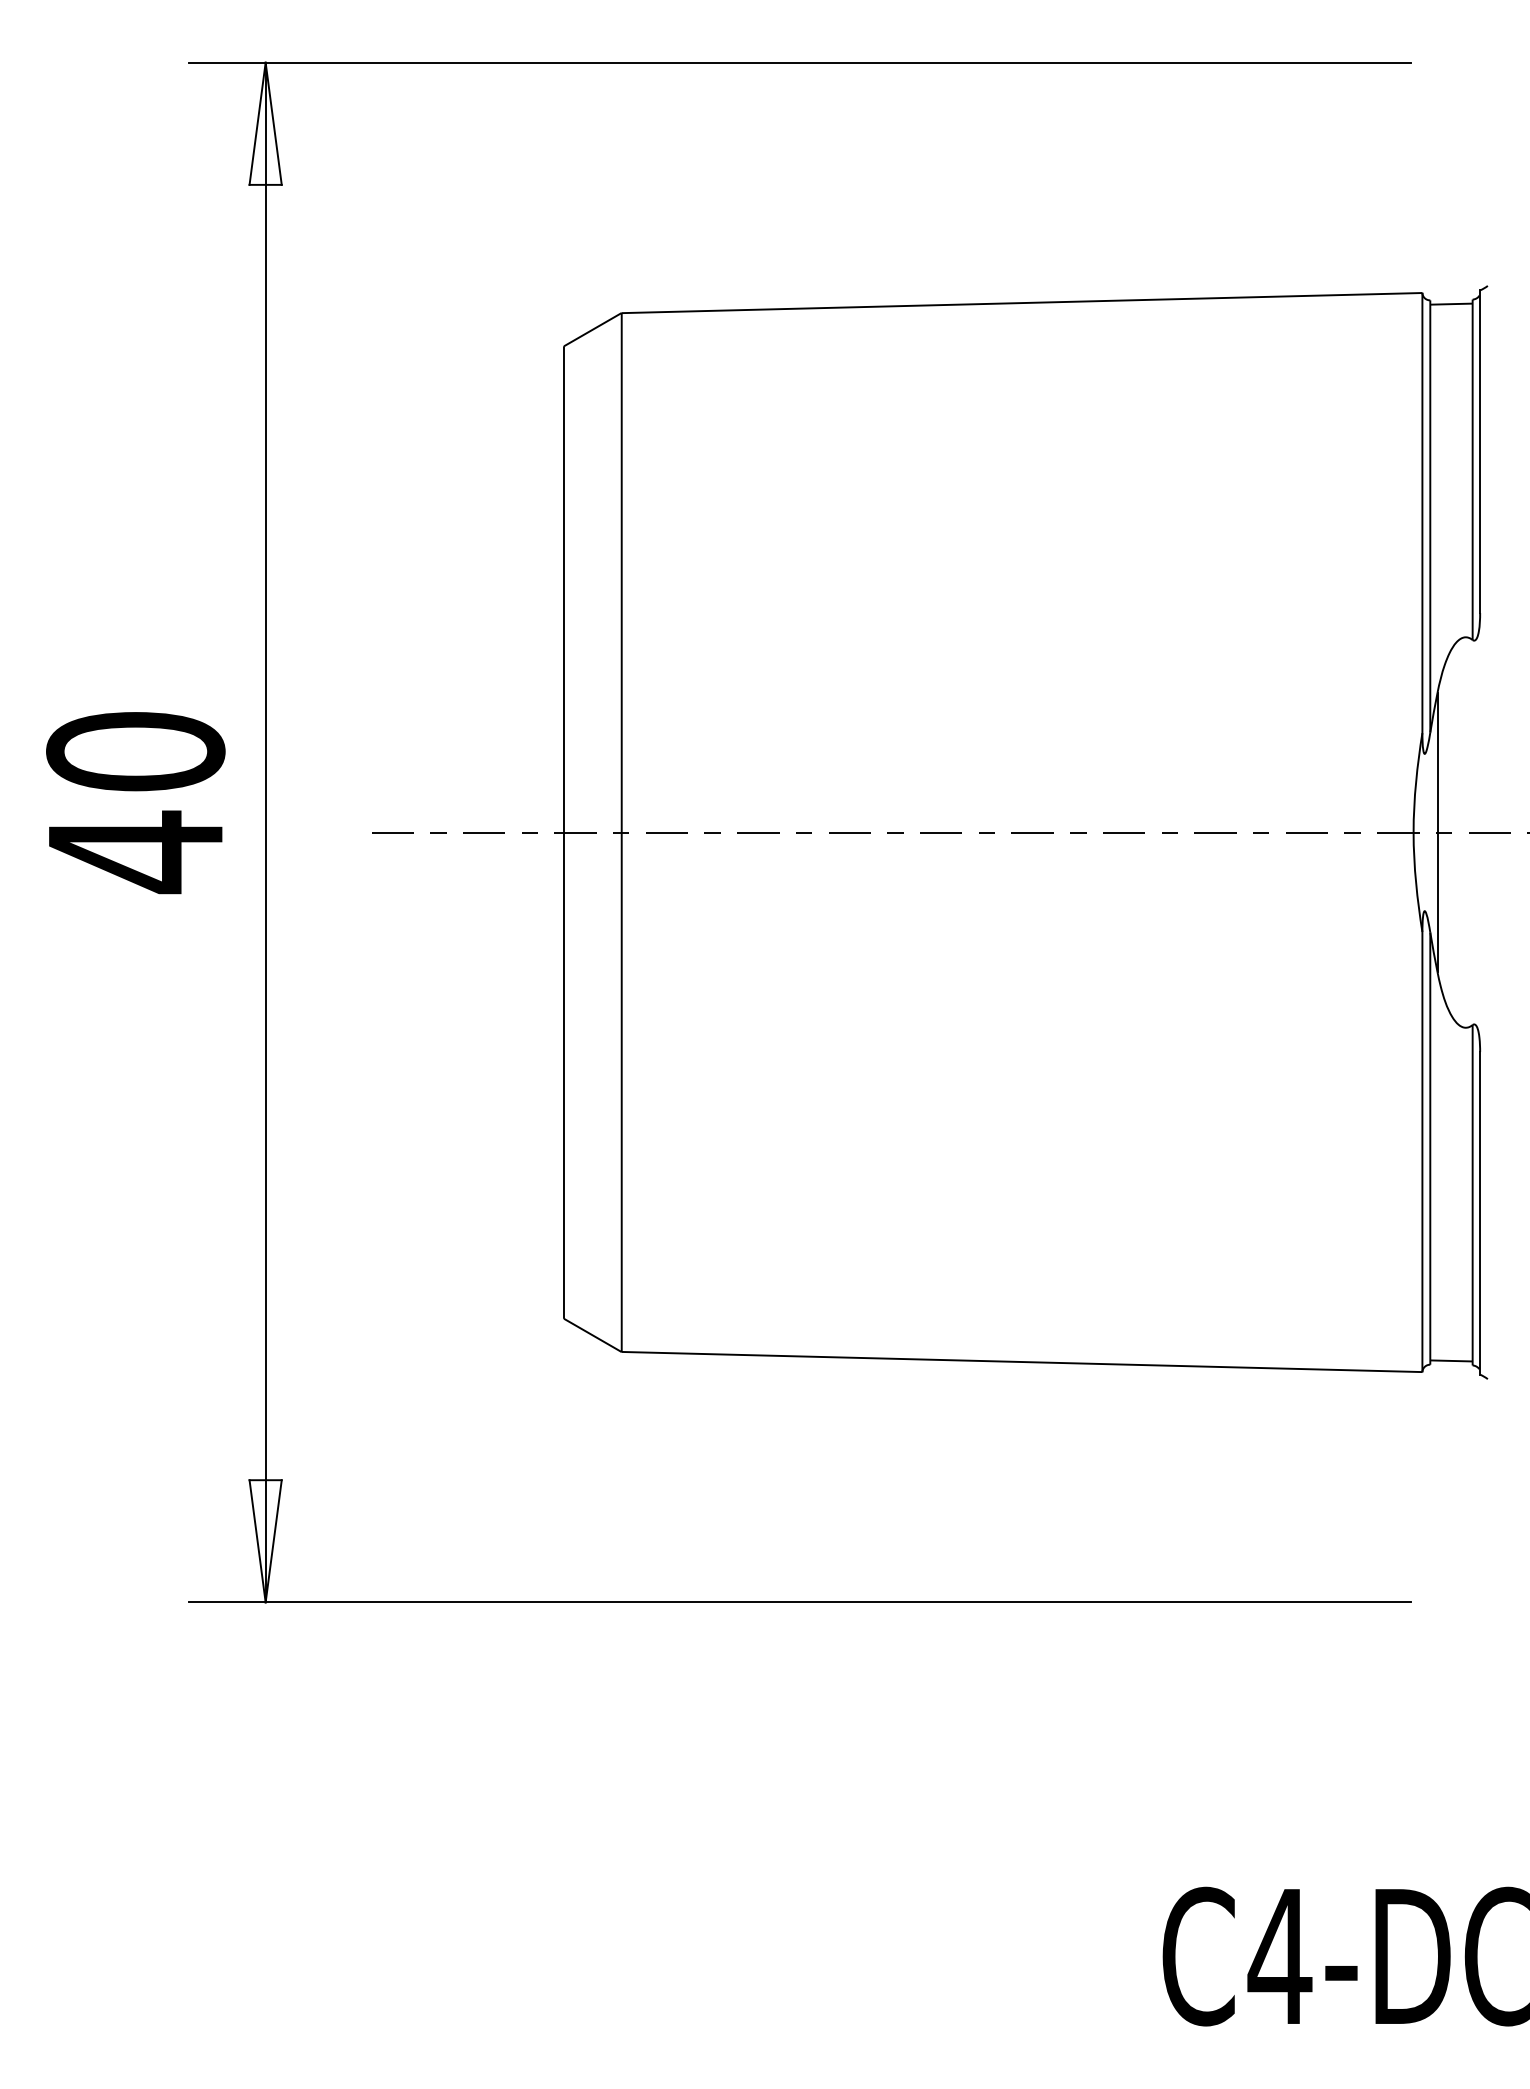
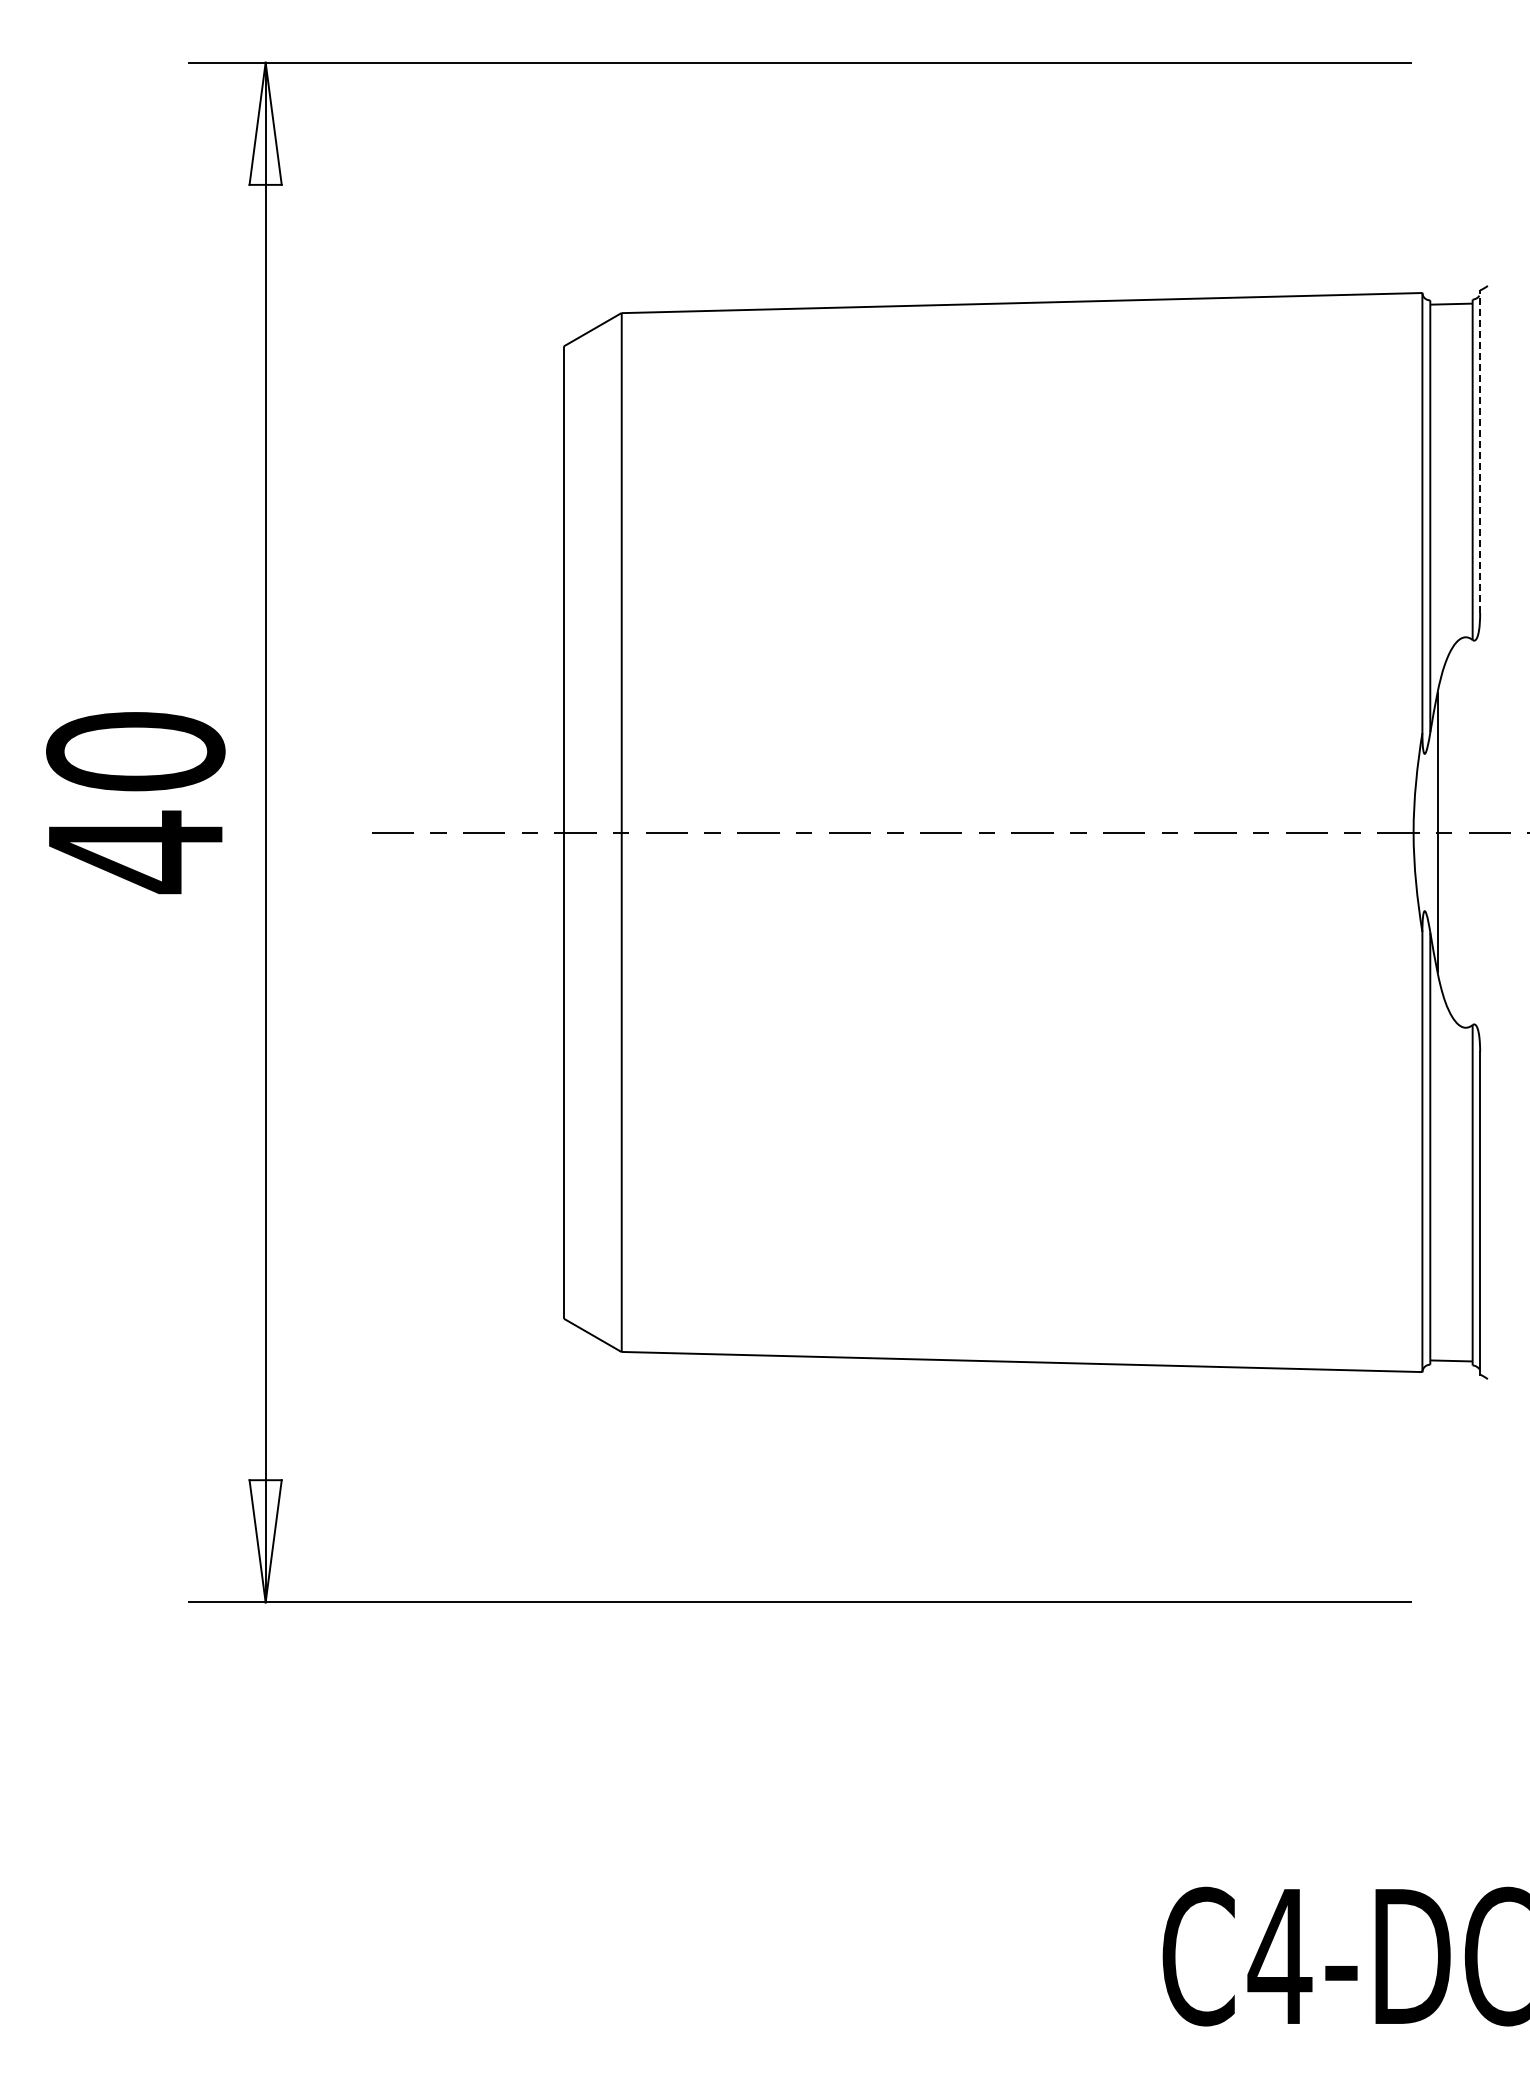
line: solid -> dashed (1480, 451)
